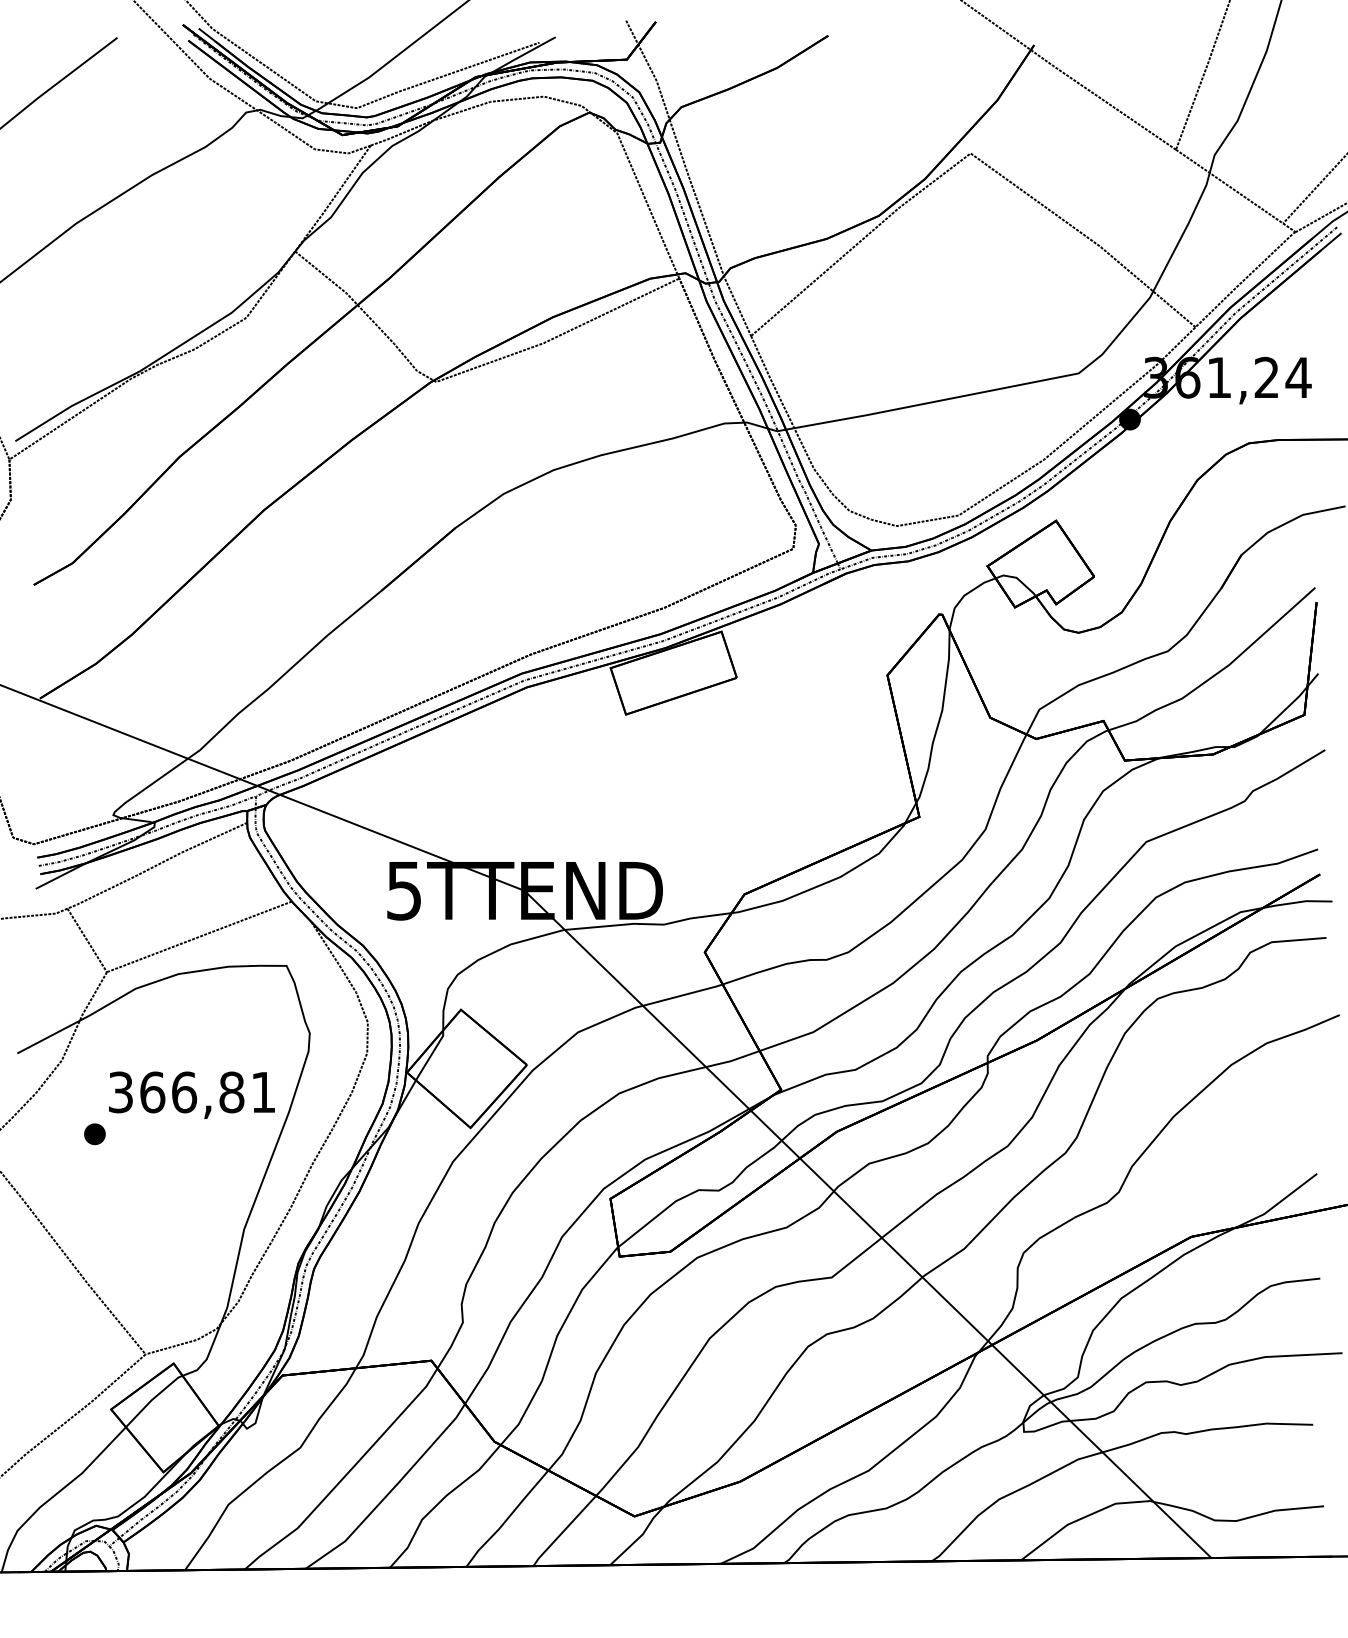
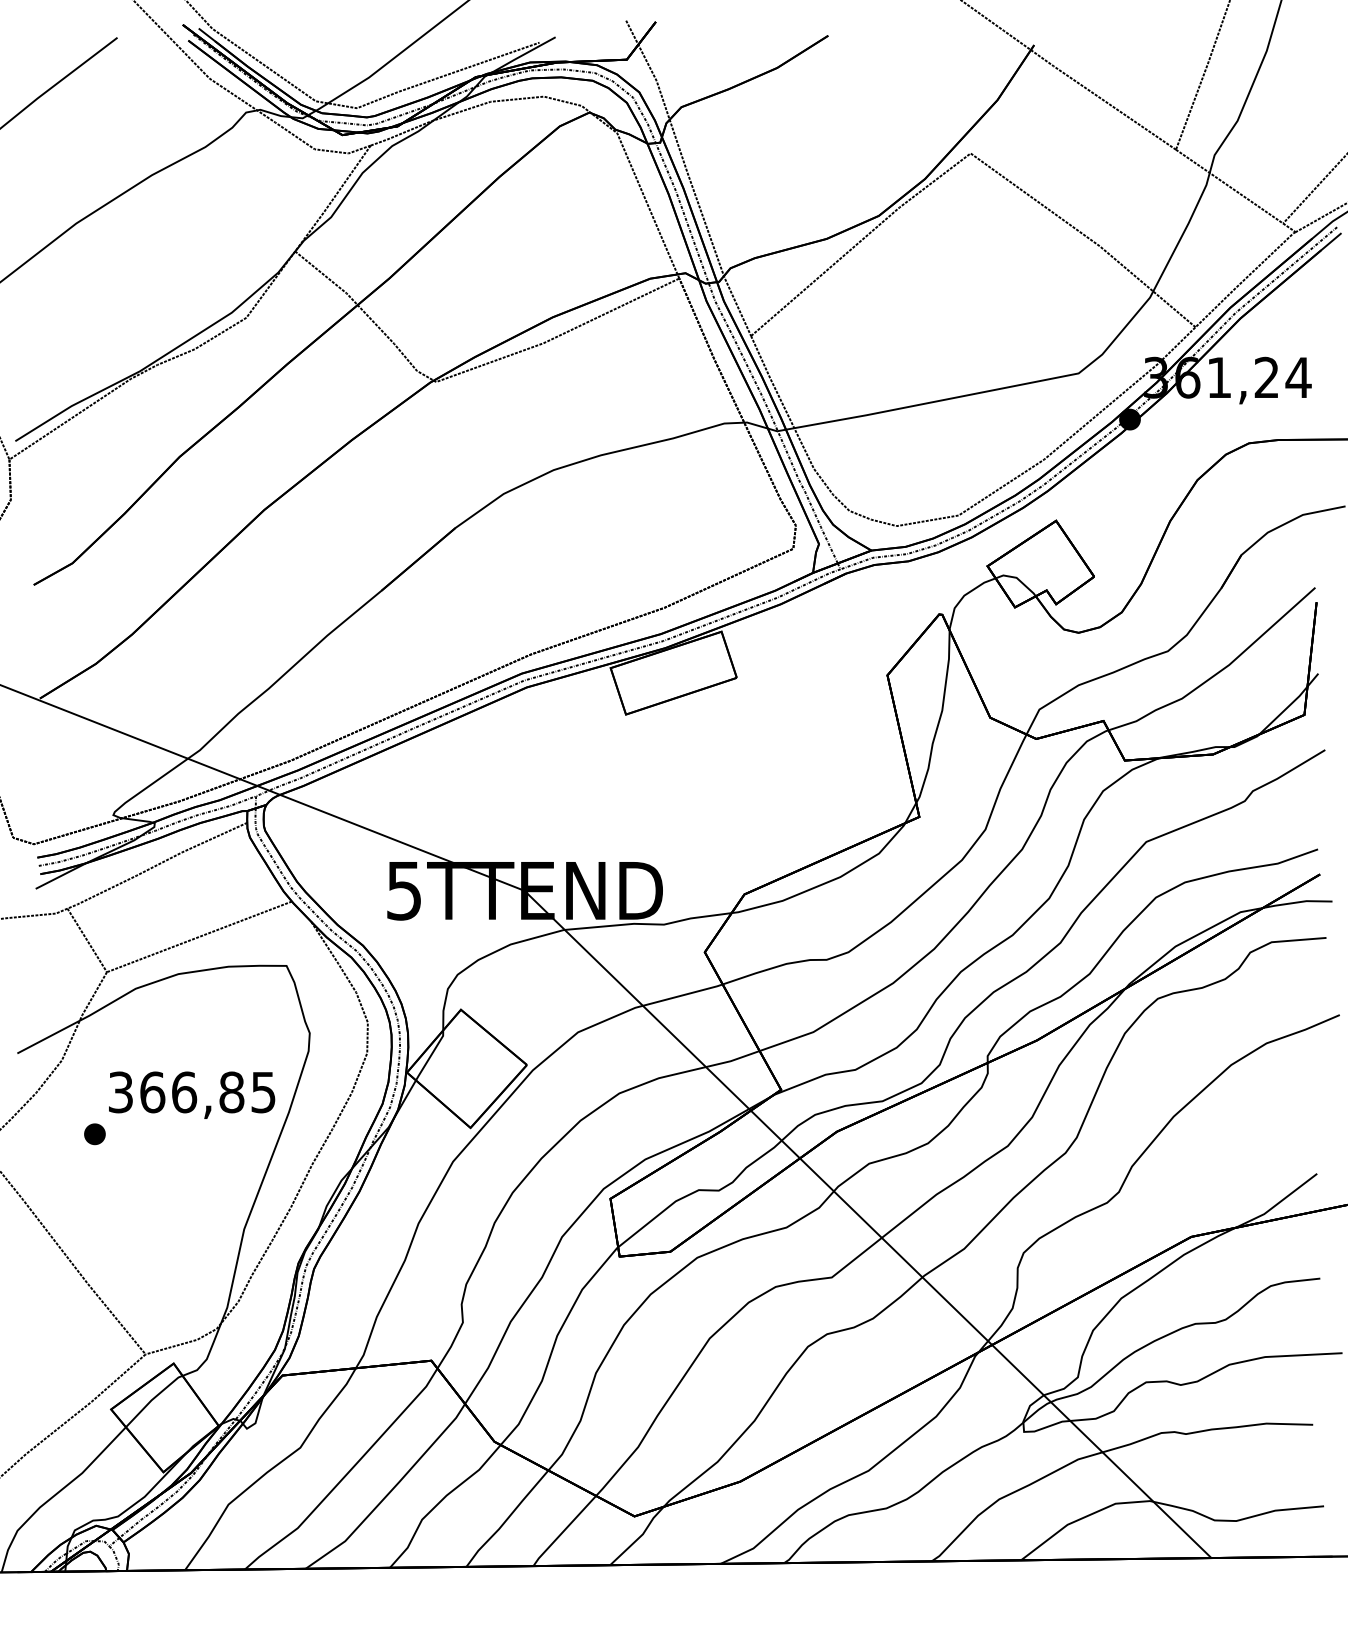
text: 366,81 -> 366,85 (263, 1092)
